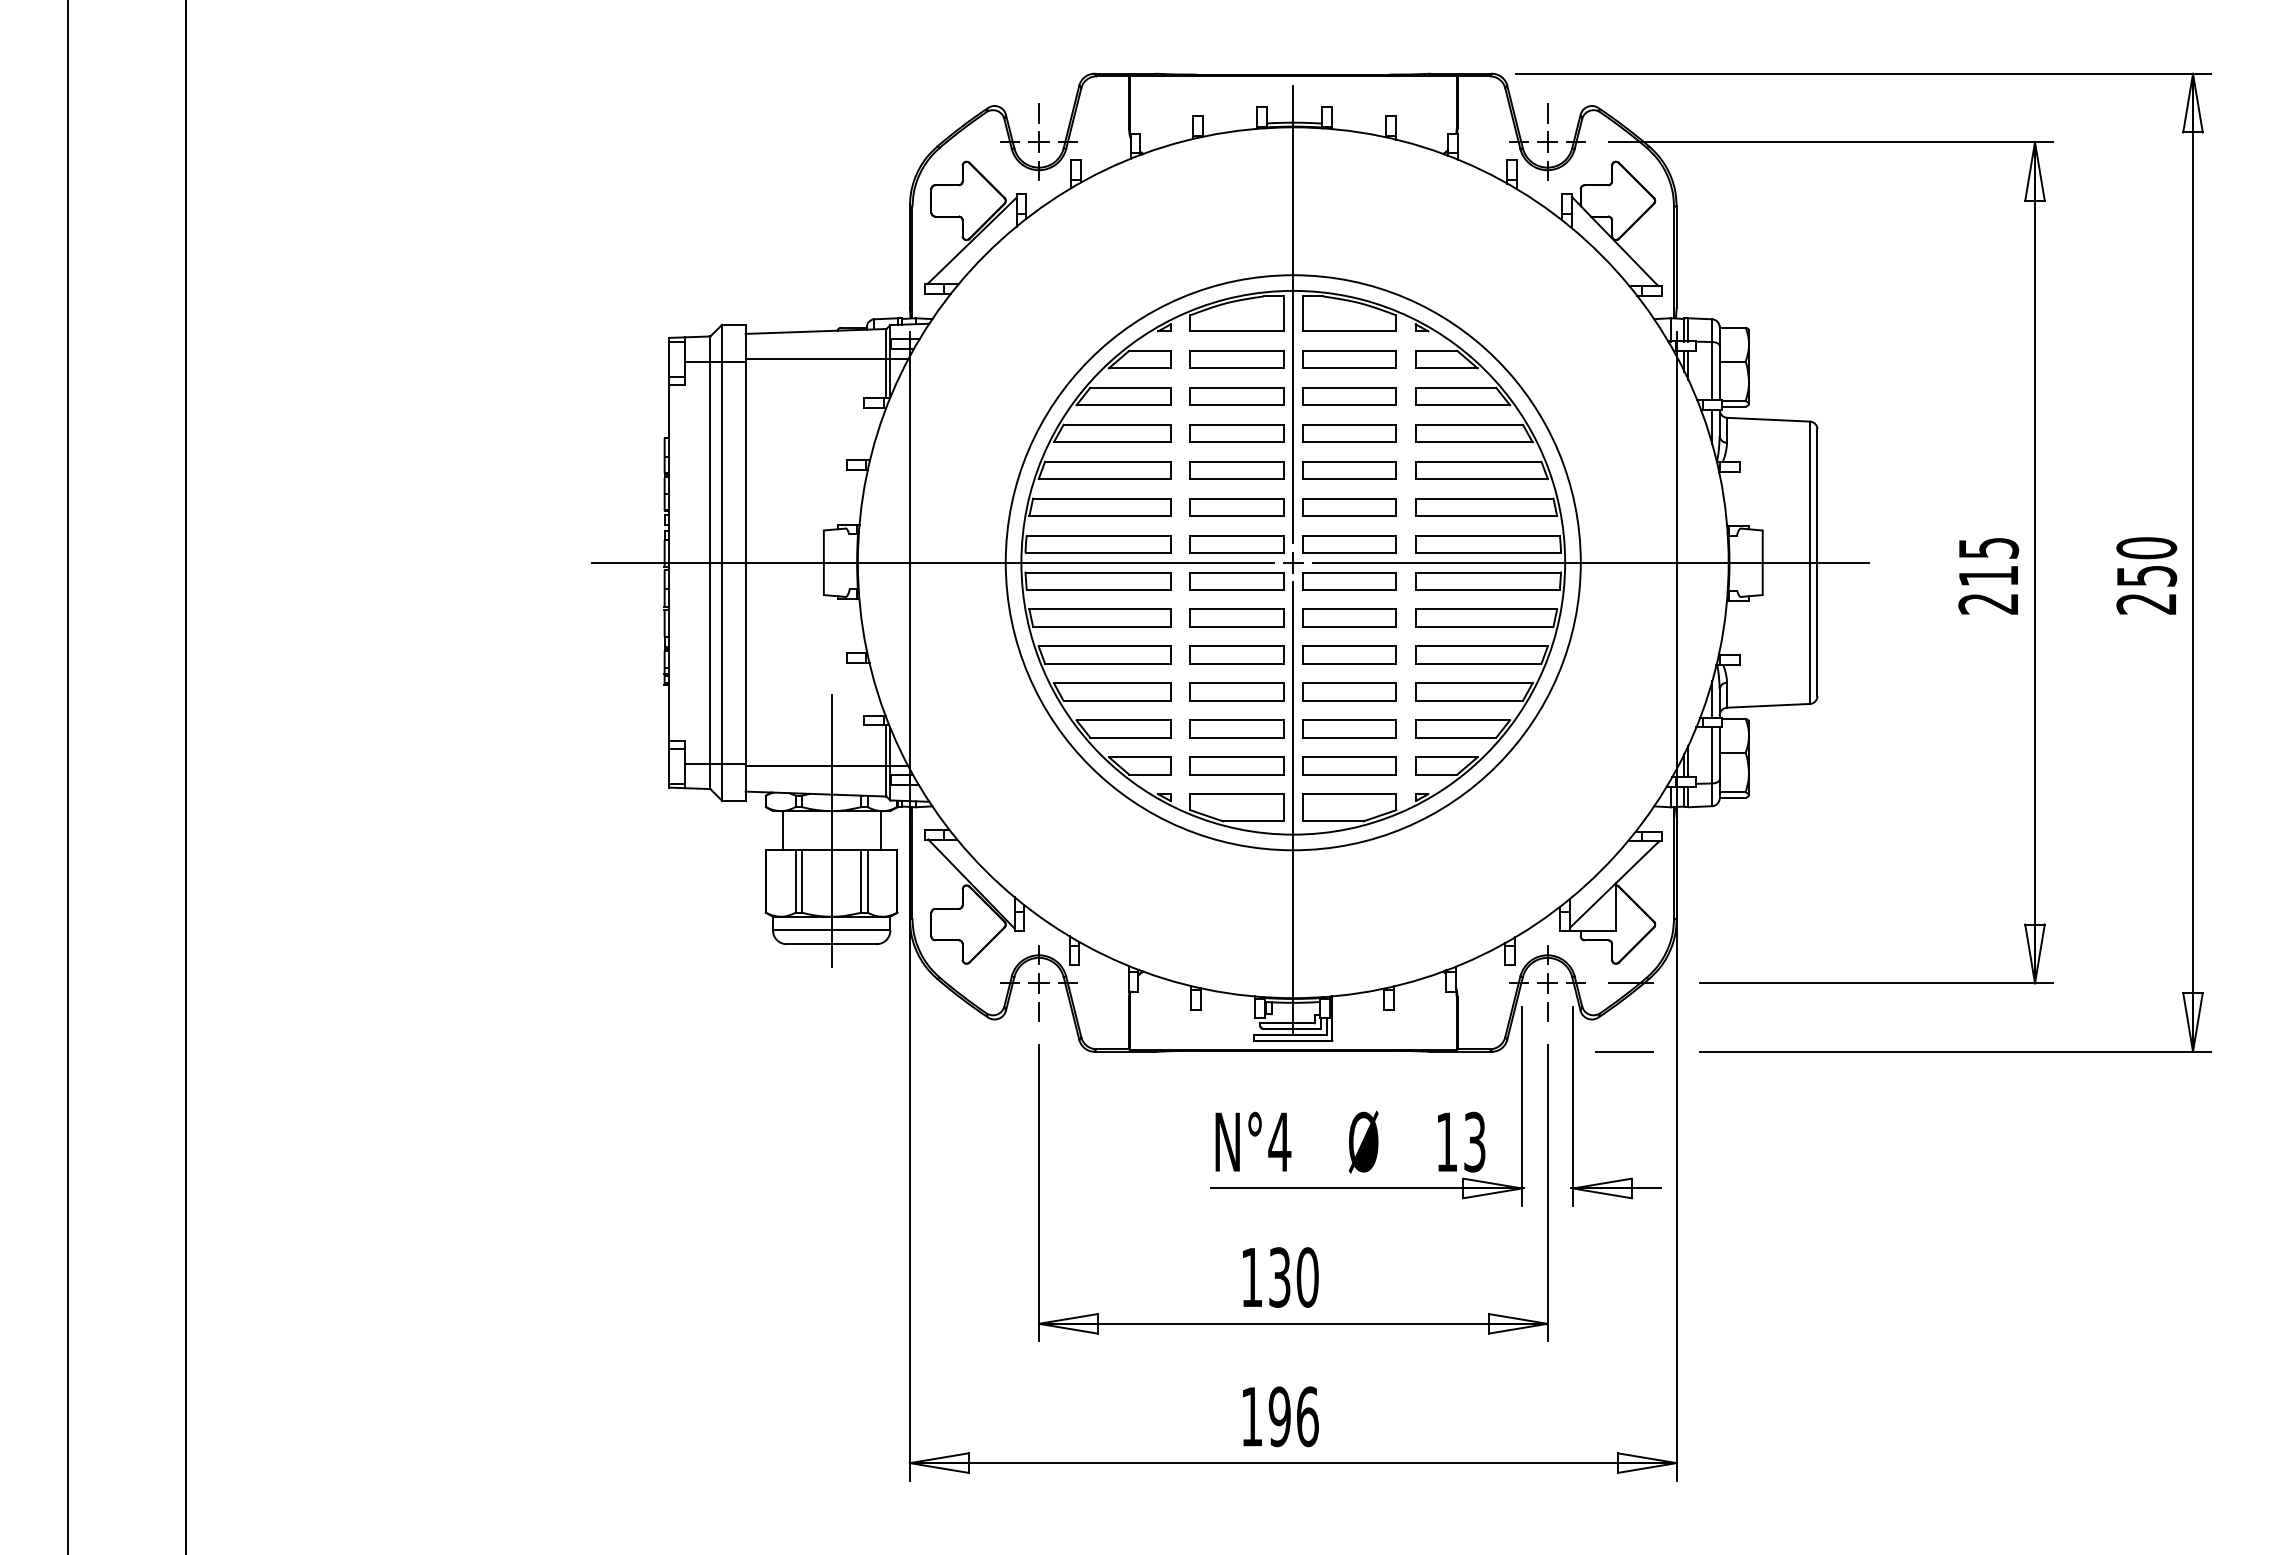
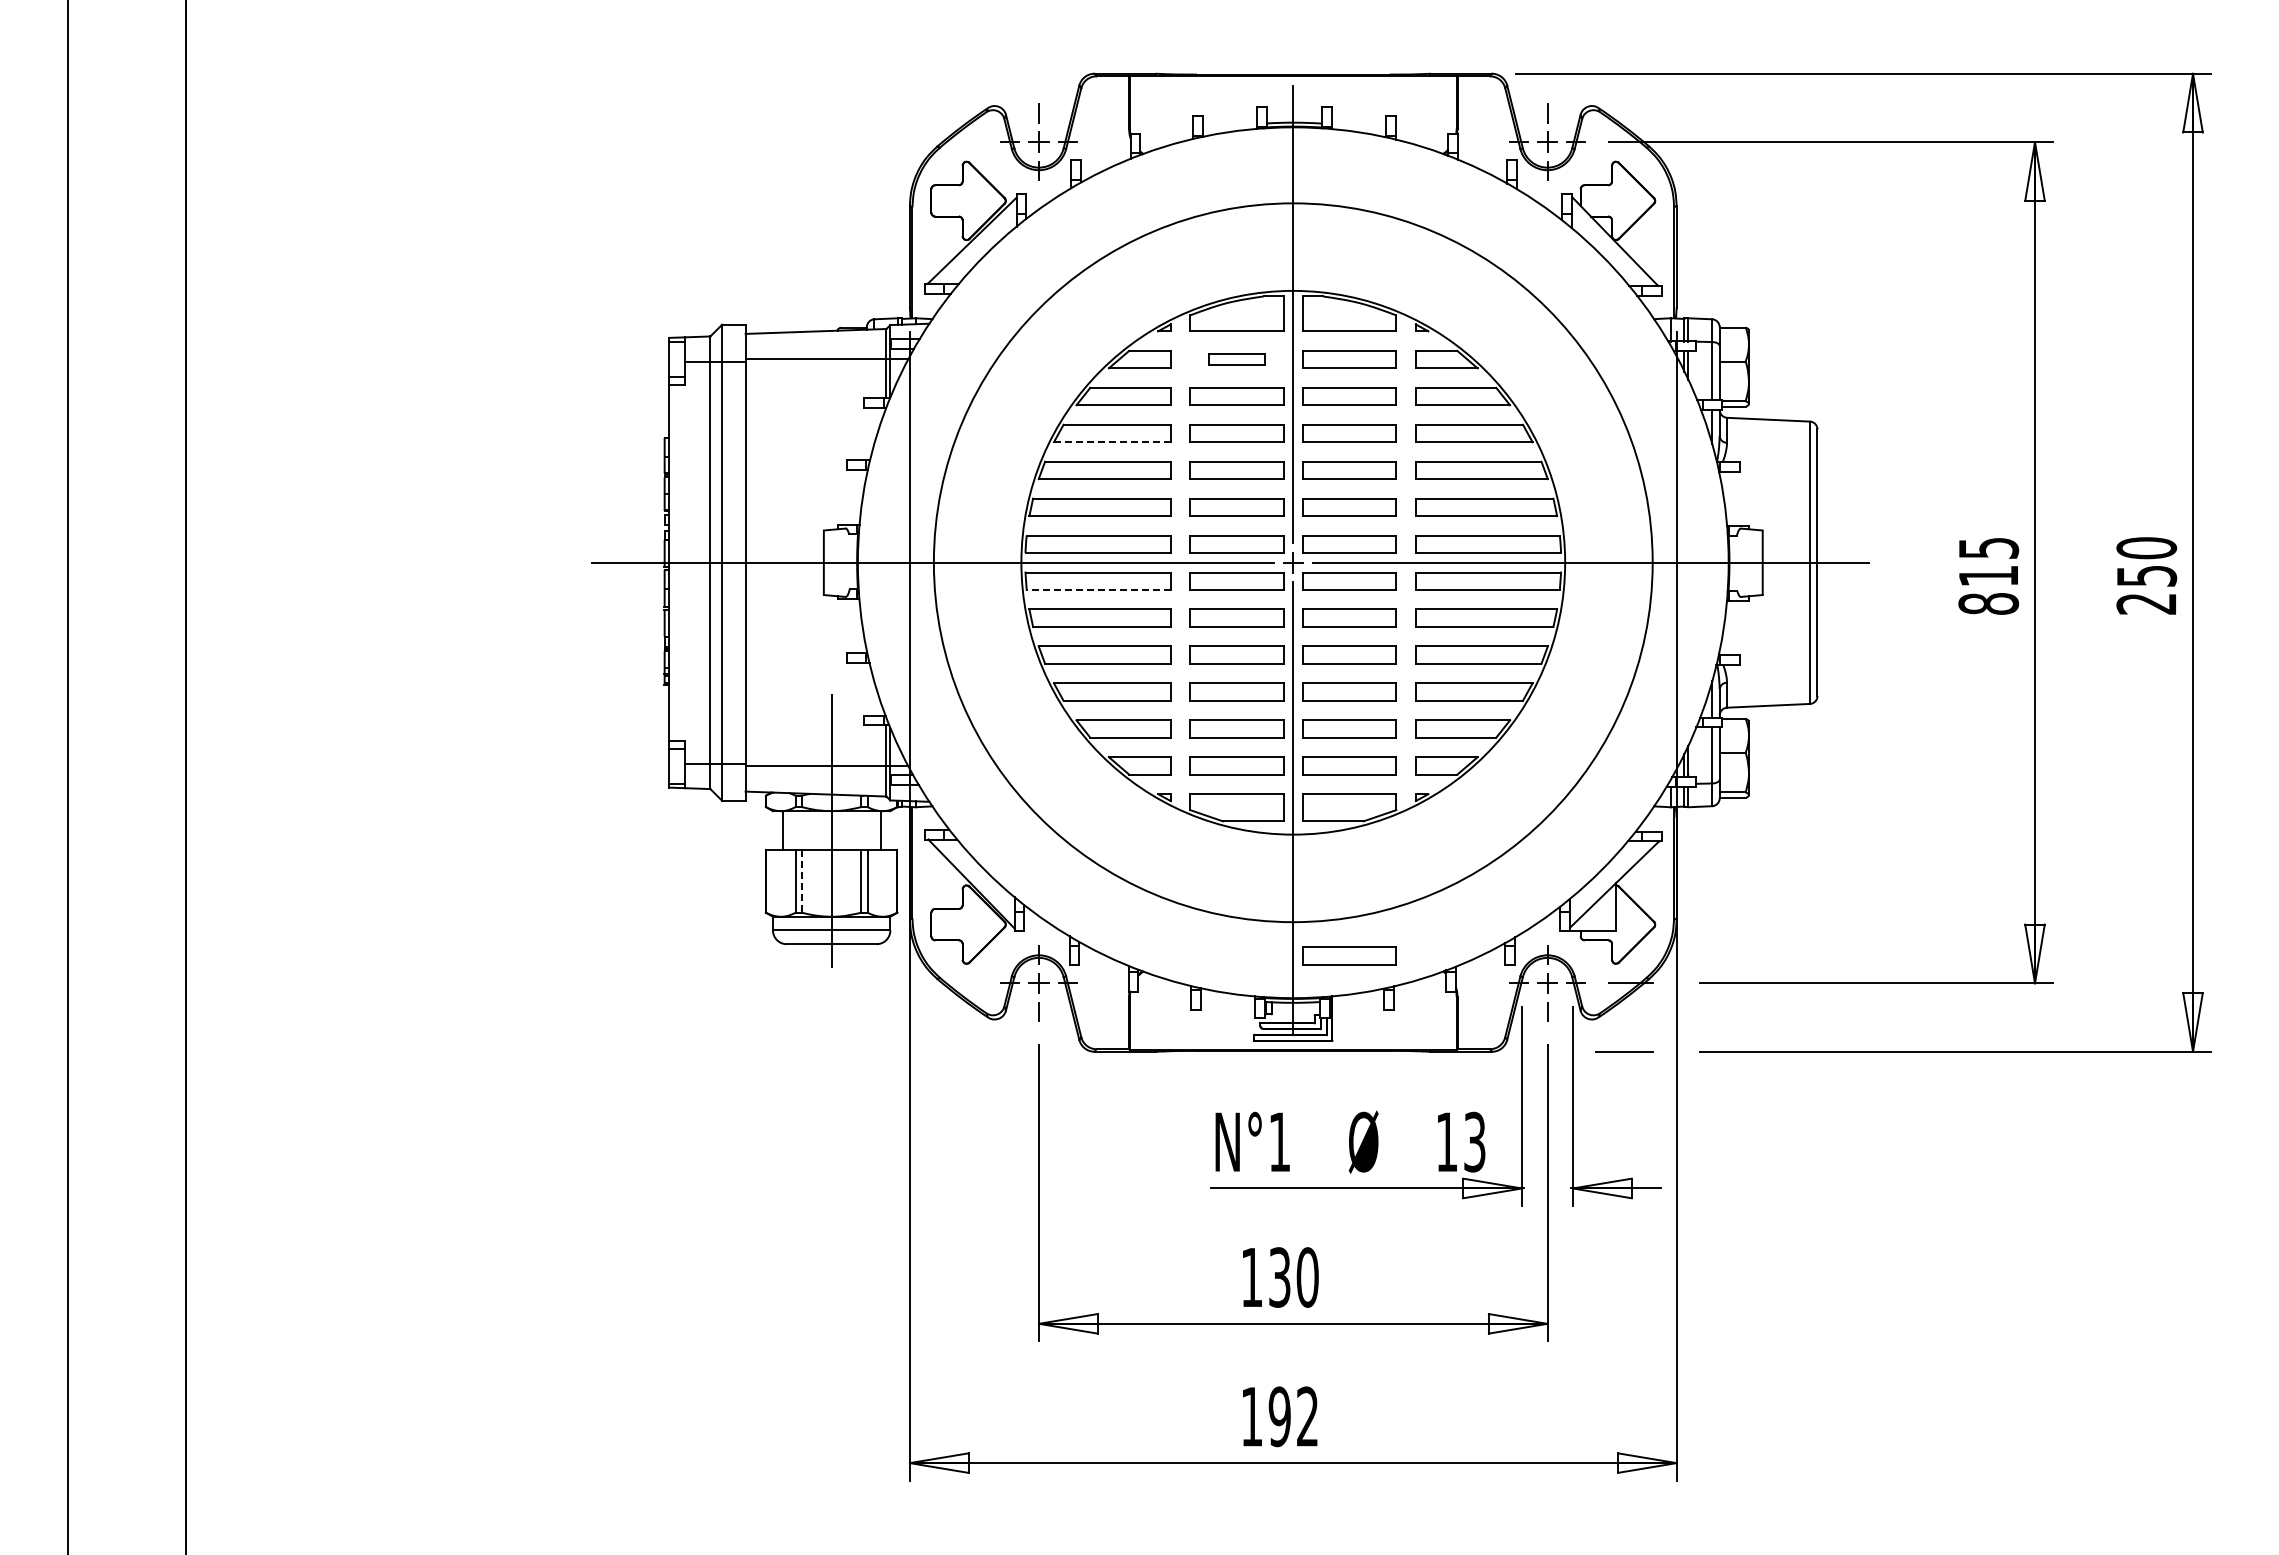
part size: 96x19 px -> 58x13 px (1236, 359)
line: solid -> dashed (1111, 442)
circle diameter: 575 px -> 719 px (1292, 562)
line: solid -> dashed (1098, 589)
text: 215 -> 815 (1988, 603)
line: solid -> dashed (801, 881)
part: none -> present (1349, 955)
text: N°4 -> N°1 (1279, 1141)
text: 196 -> 192 (1307, 1416)
